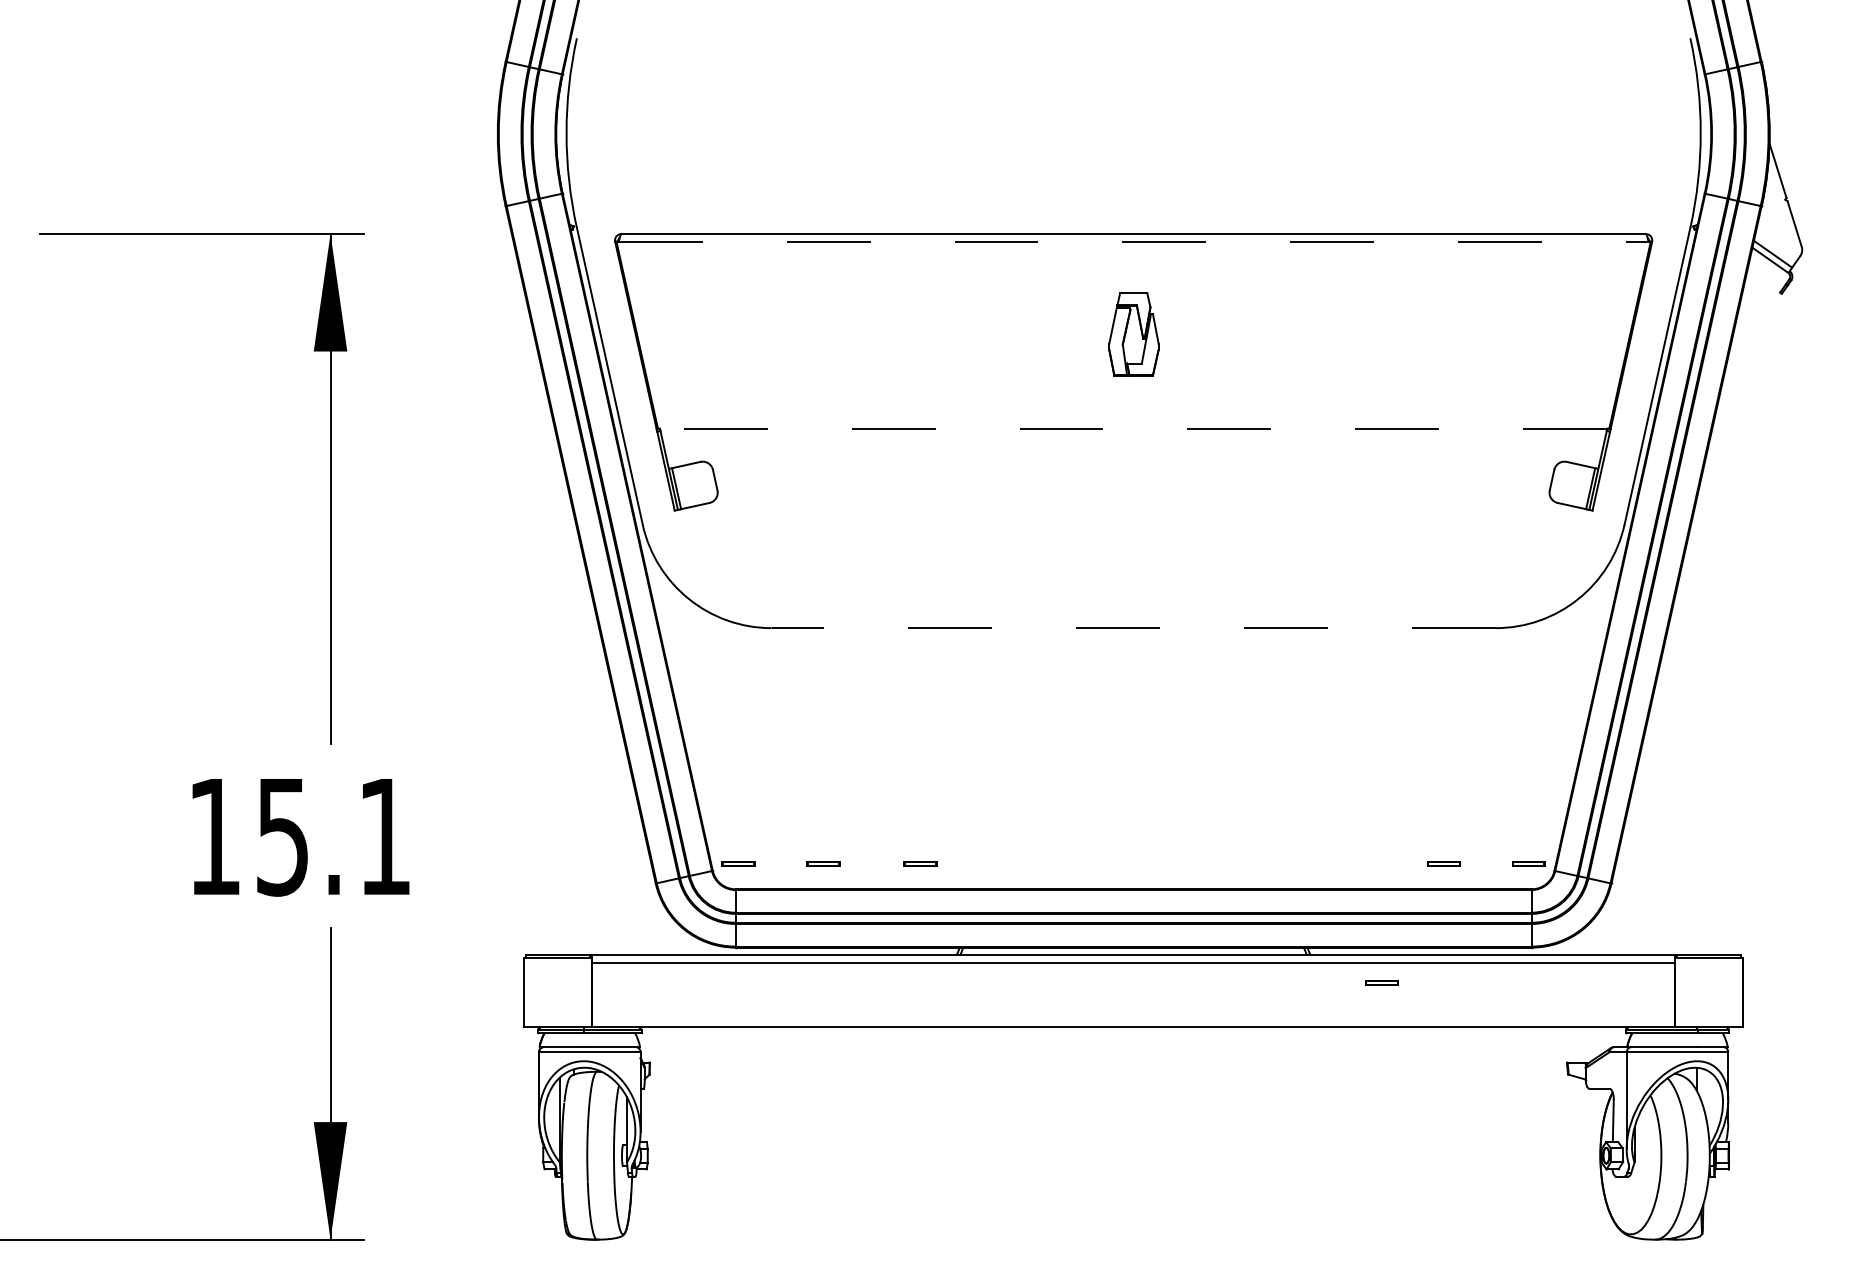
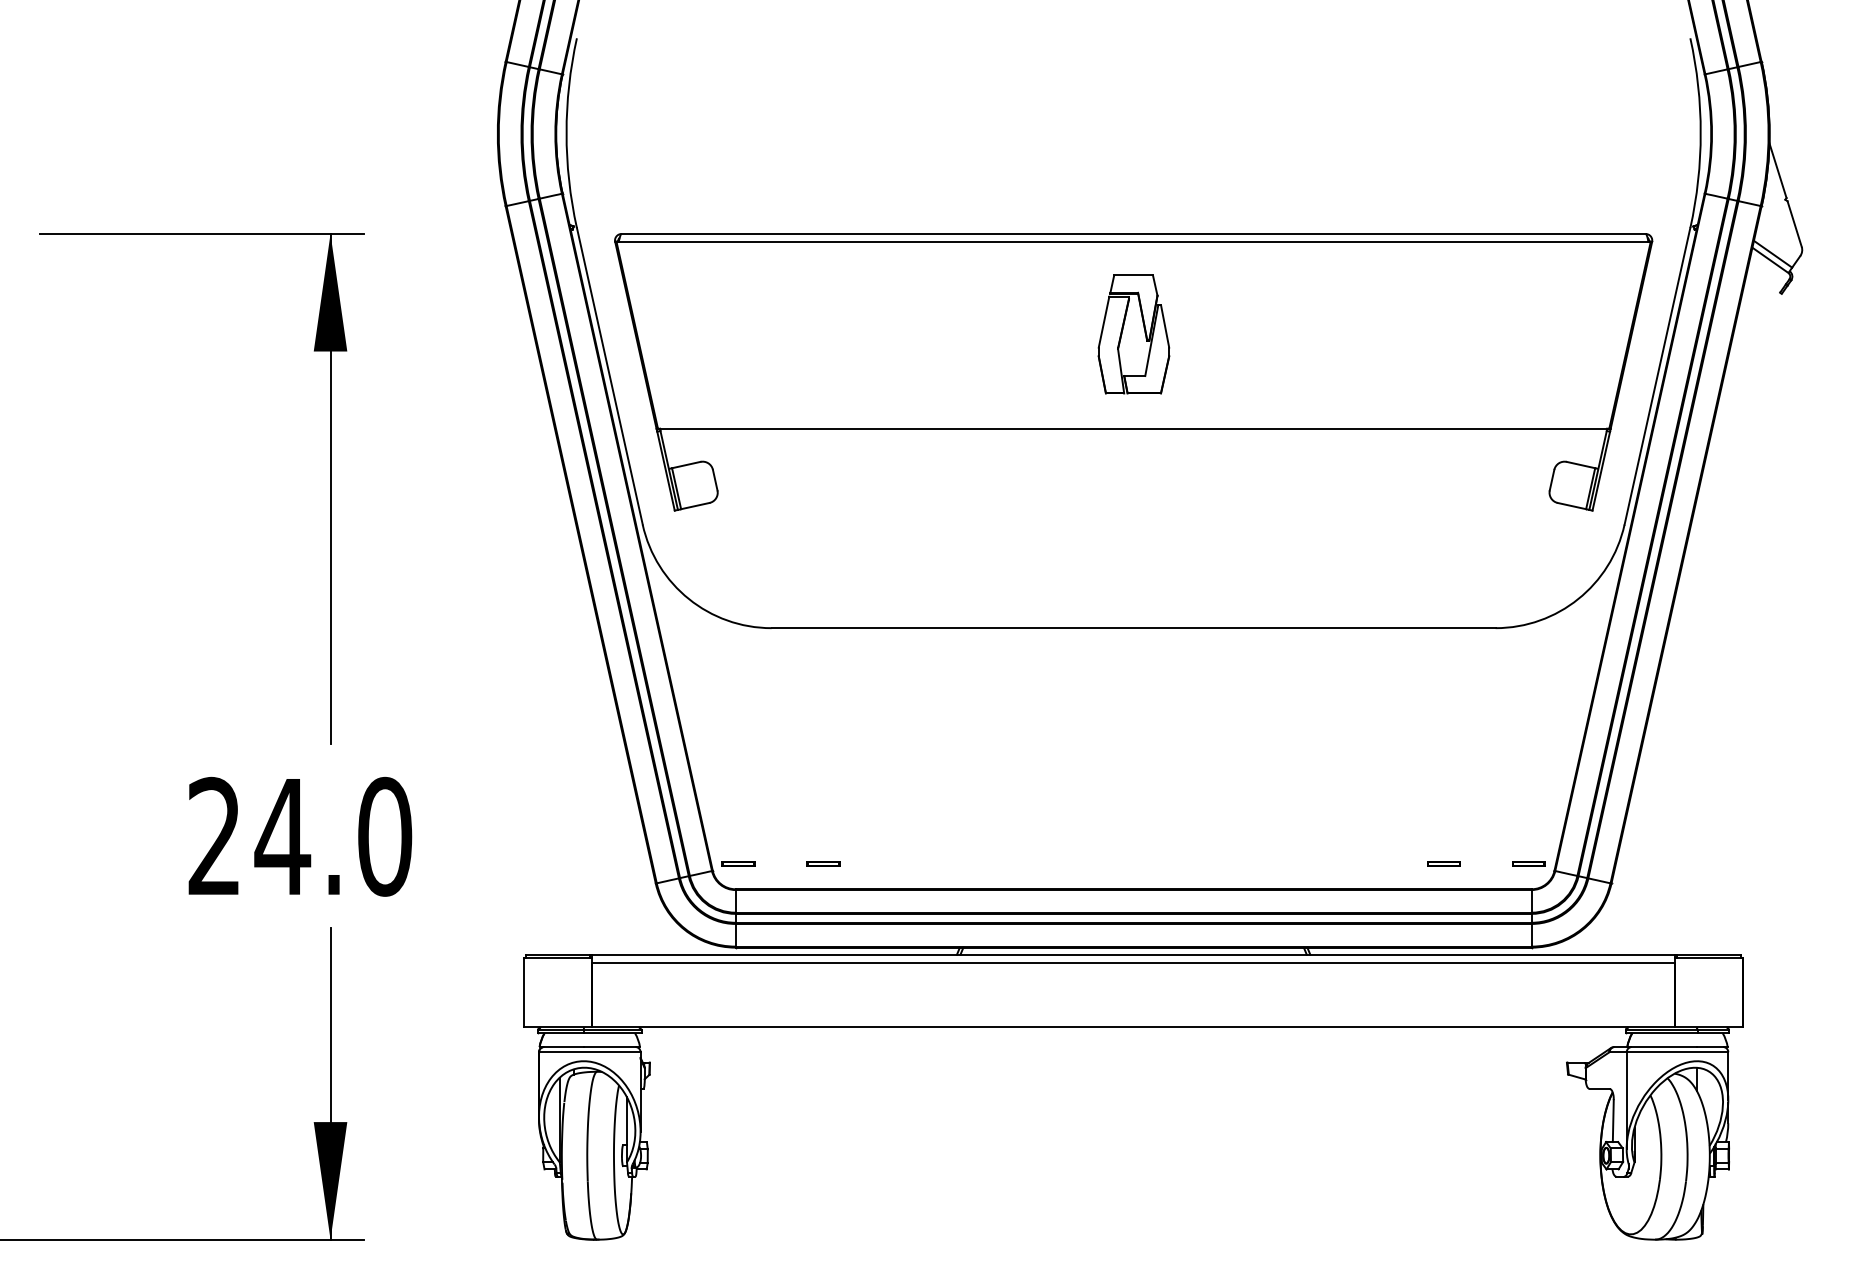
line: dashed -> solid (1133, 241)
part size: 52x85 px -> 74x121 px (1133, 334)
line: dashed -> solid (1133, 428)
line: dashed -> solid (1133, 628)
text: 15.1 -> 24.0 (300, 836)
part: present -> none (920, 863)
part: present -> none (1381, 982)
